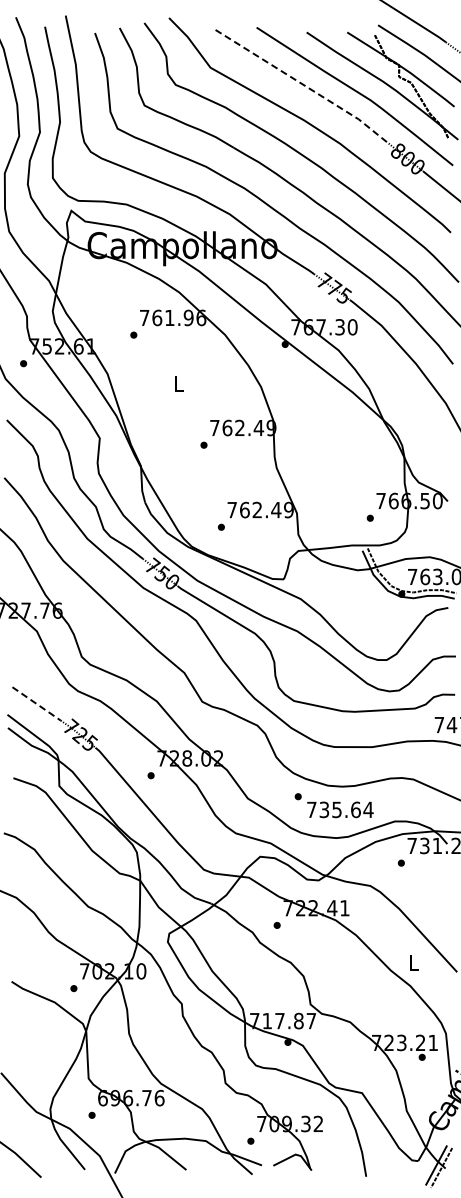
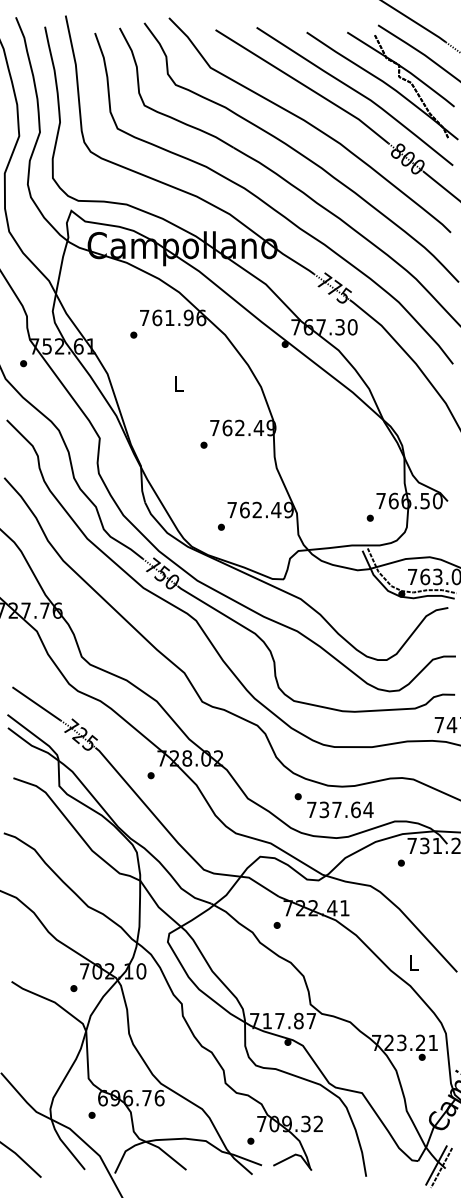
line: dashed -> solid (304, 85)
line: dashed -> solid (37, 704)
text: 735.64 -> 737.64 (336, 810)
